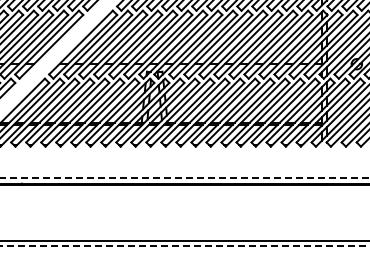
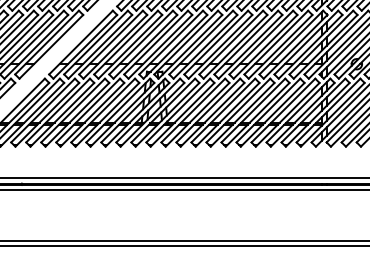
line: dashed -> solid (184, 178)
line: none -> present (184, 190)
line: dashed -> solid (185, 245)
